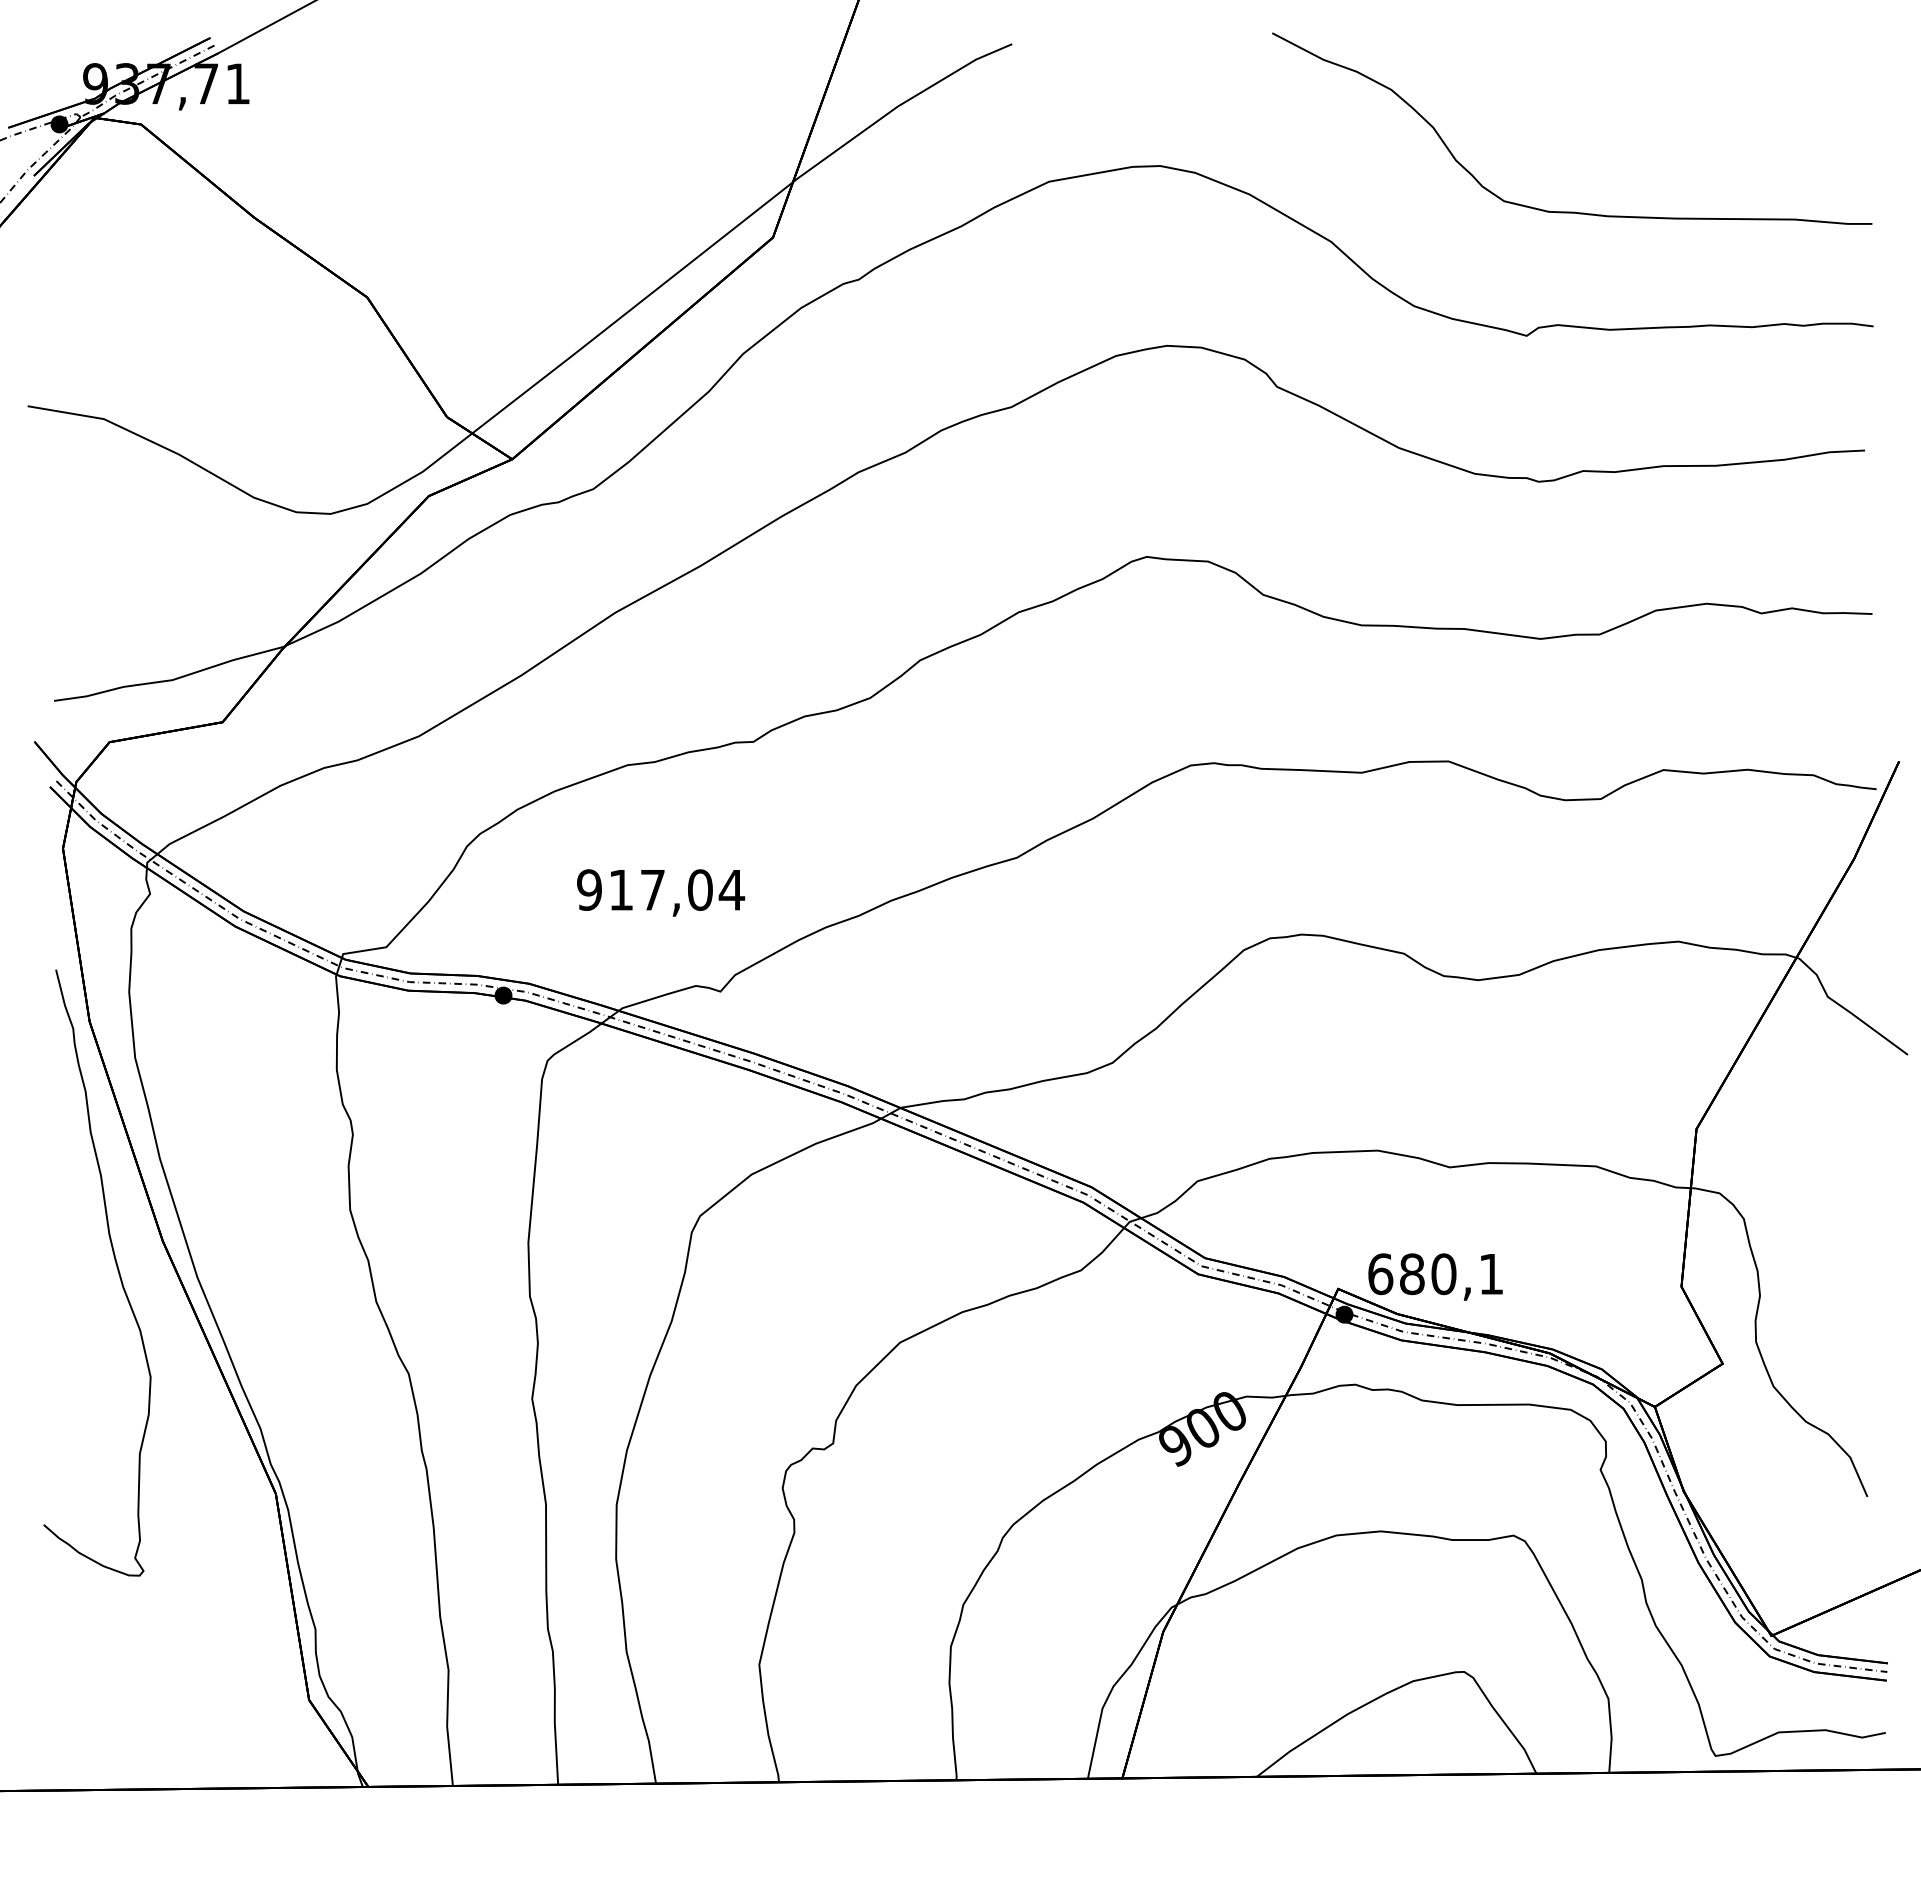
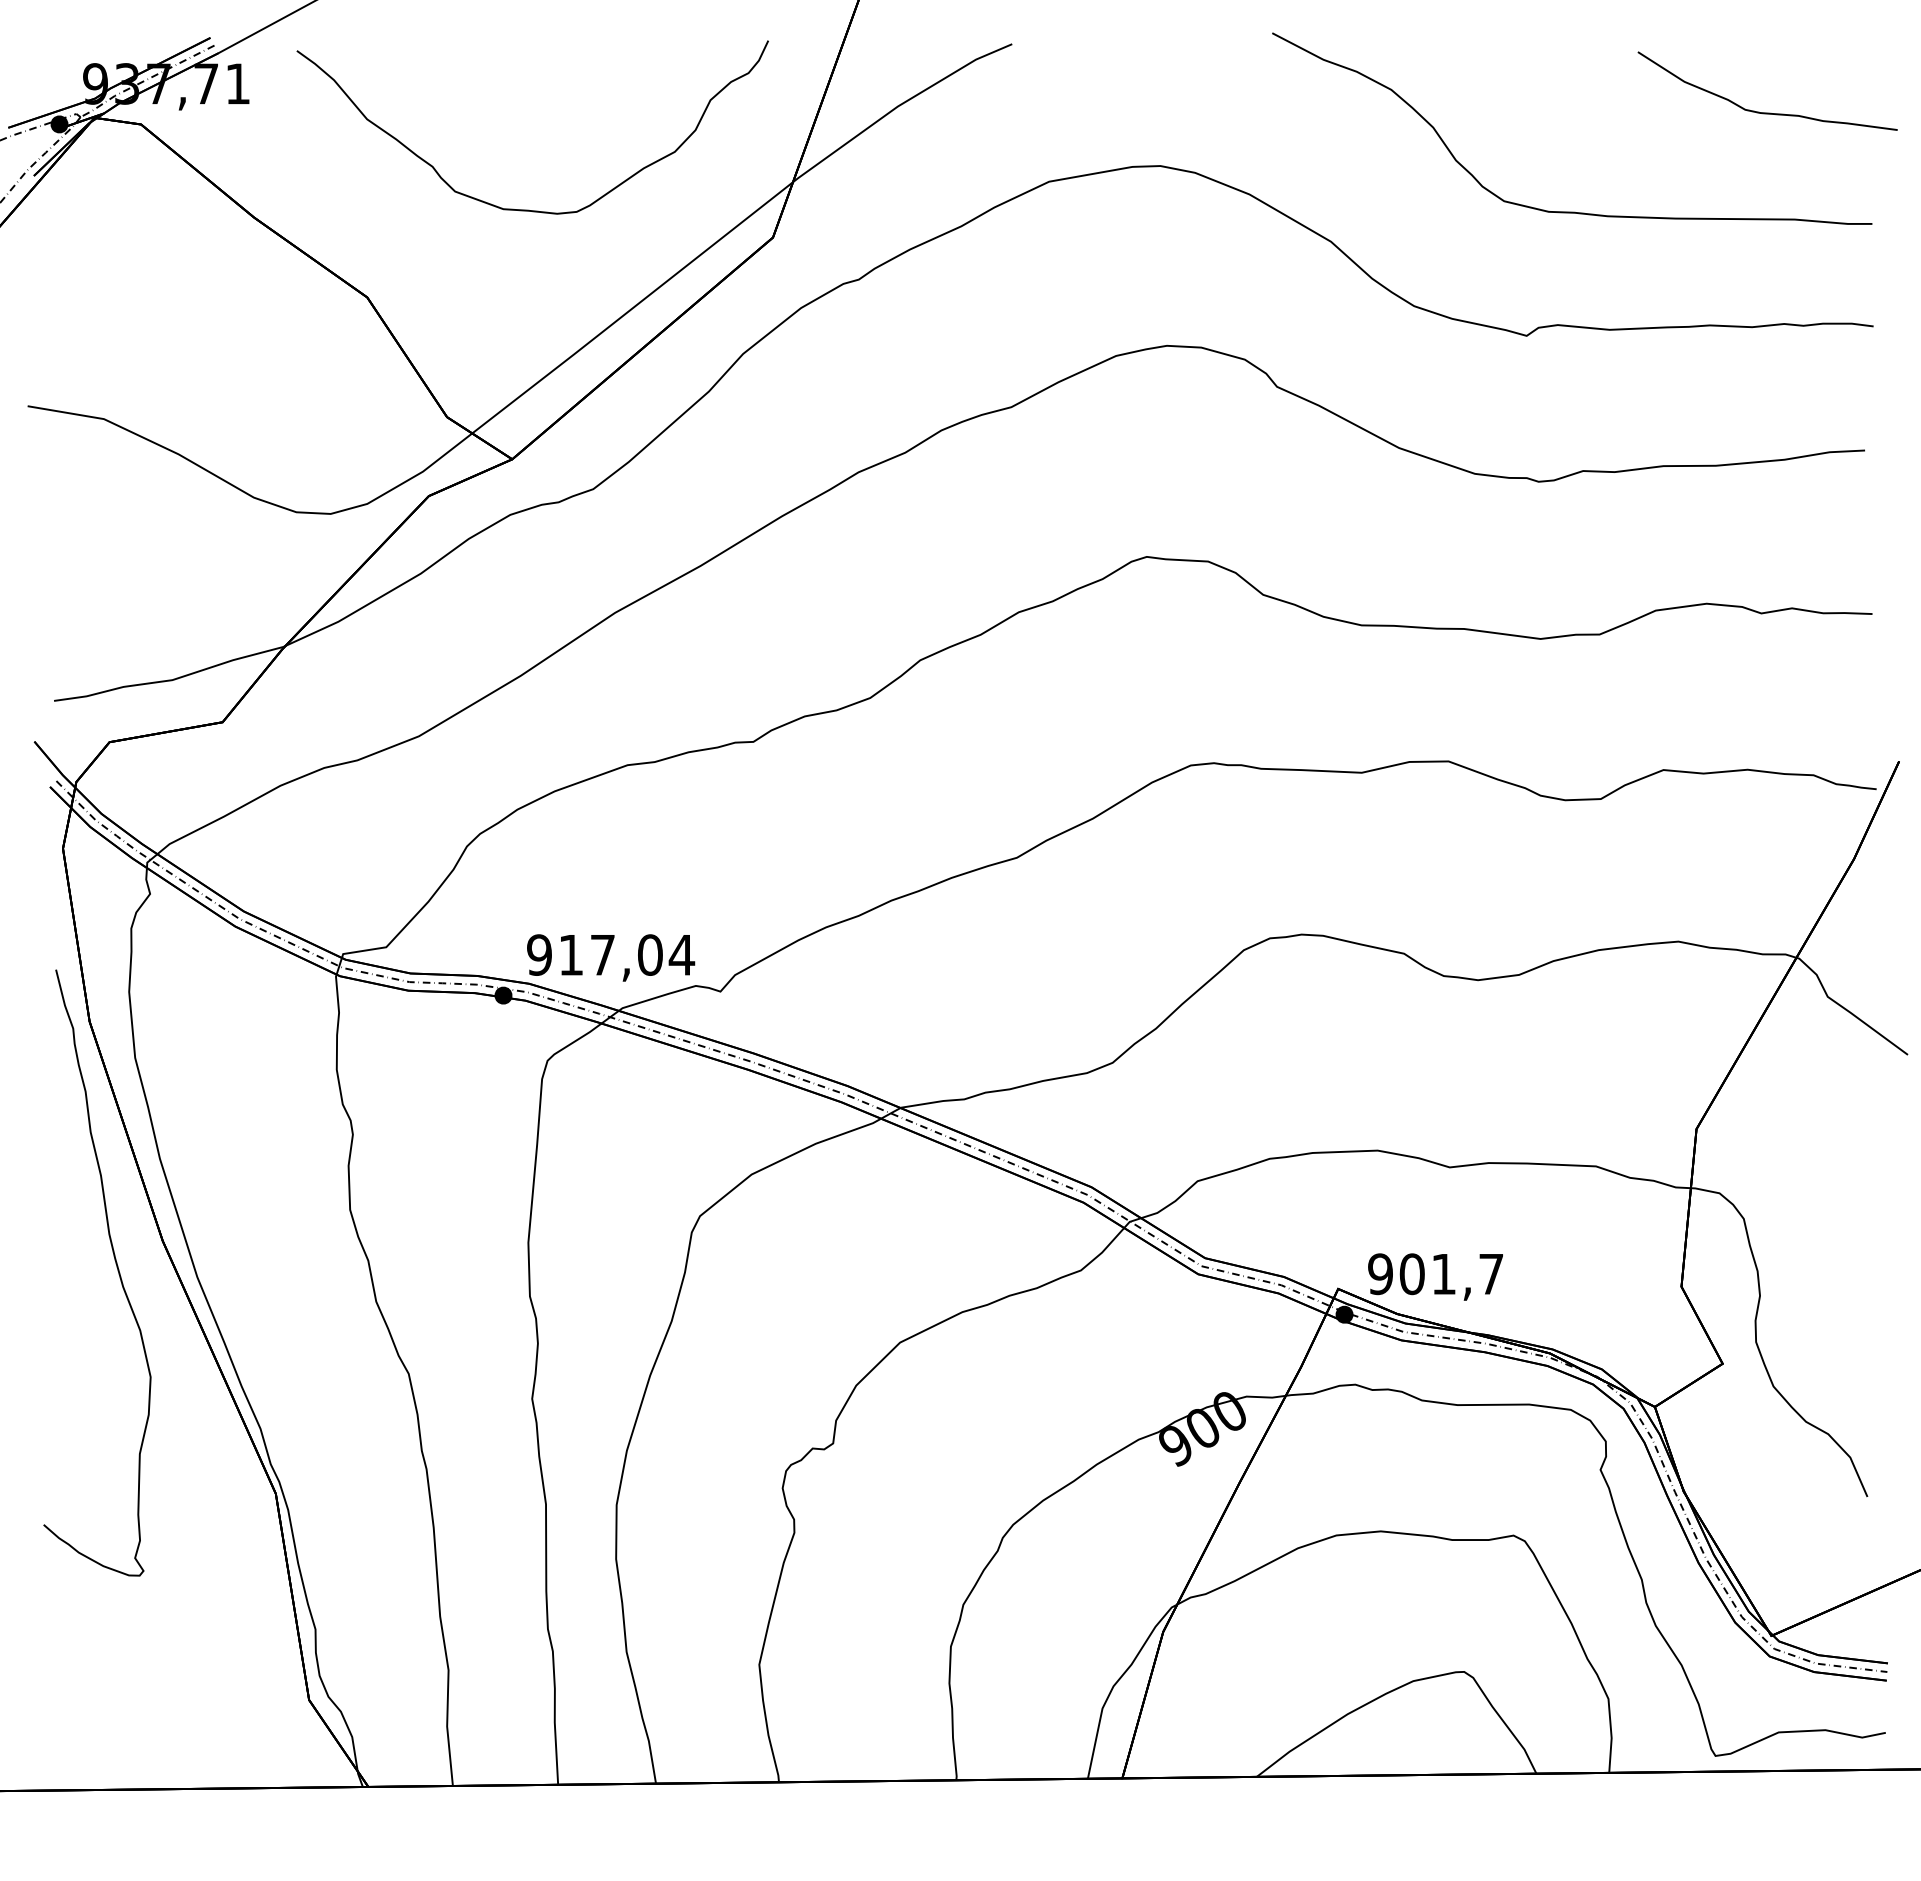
curve: none -> present (1767, 112)
curve: none -> present (528, 209)
text position: (661, 892) -> (611, 957) (611, 957)
text: 680,1 -> 901,7 (1435, 1274)
